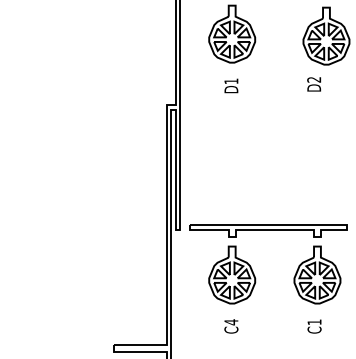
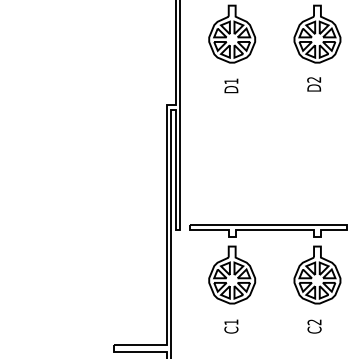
part position: (326, 35) -> (317, 33) (317, 33)
text: C4 -> C1 (231, 322)
text: C1 -> C2 (314, 322)
